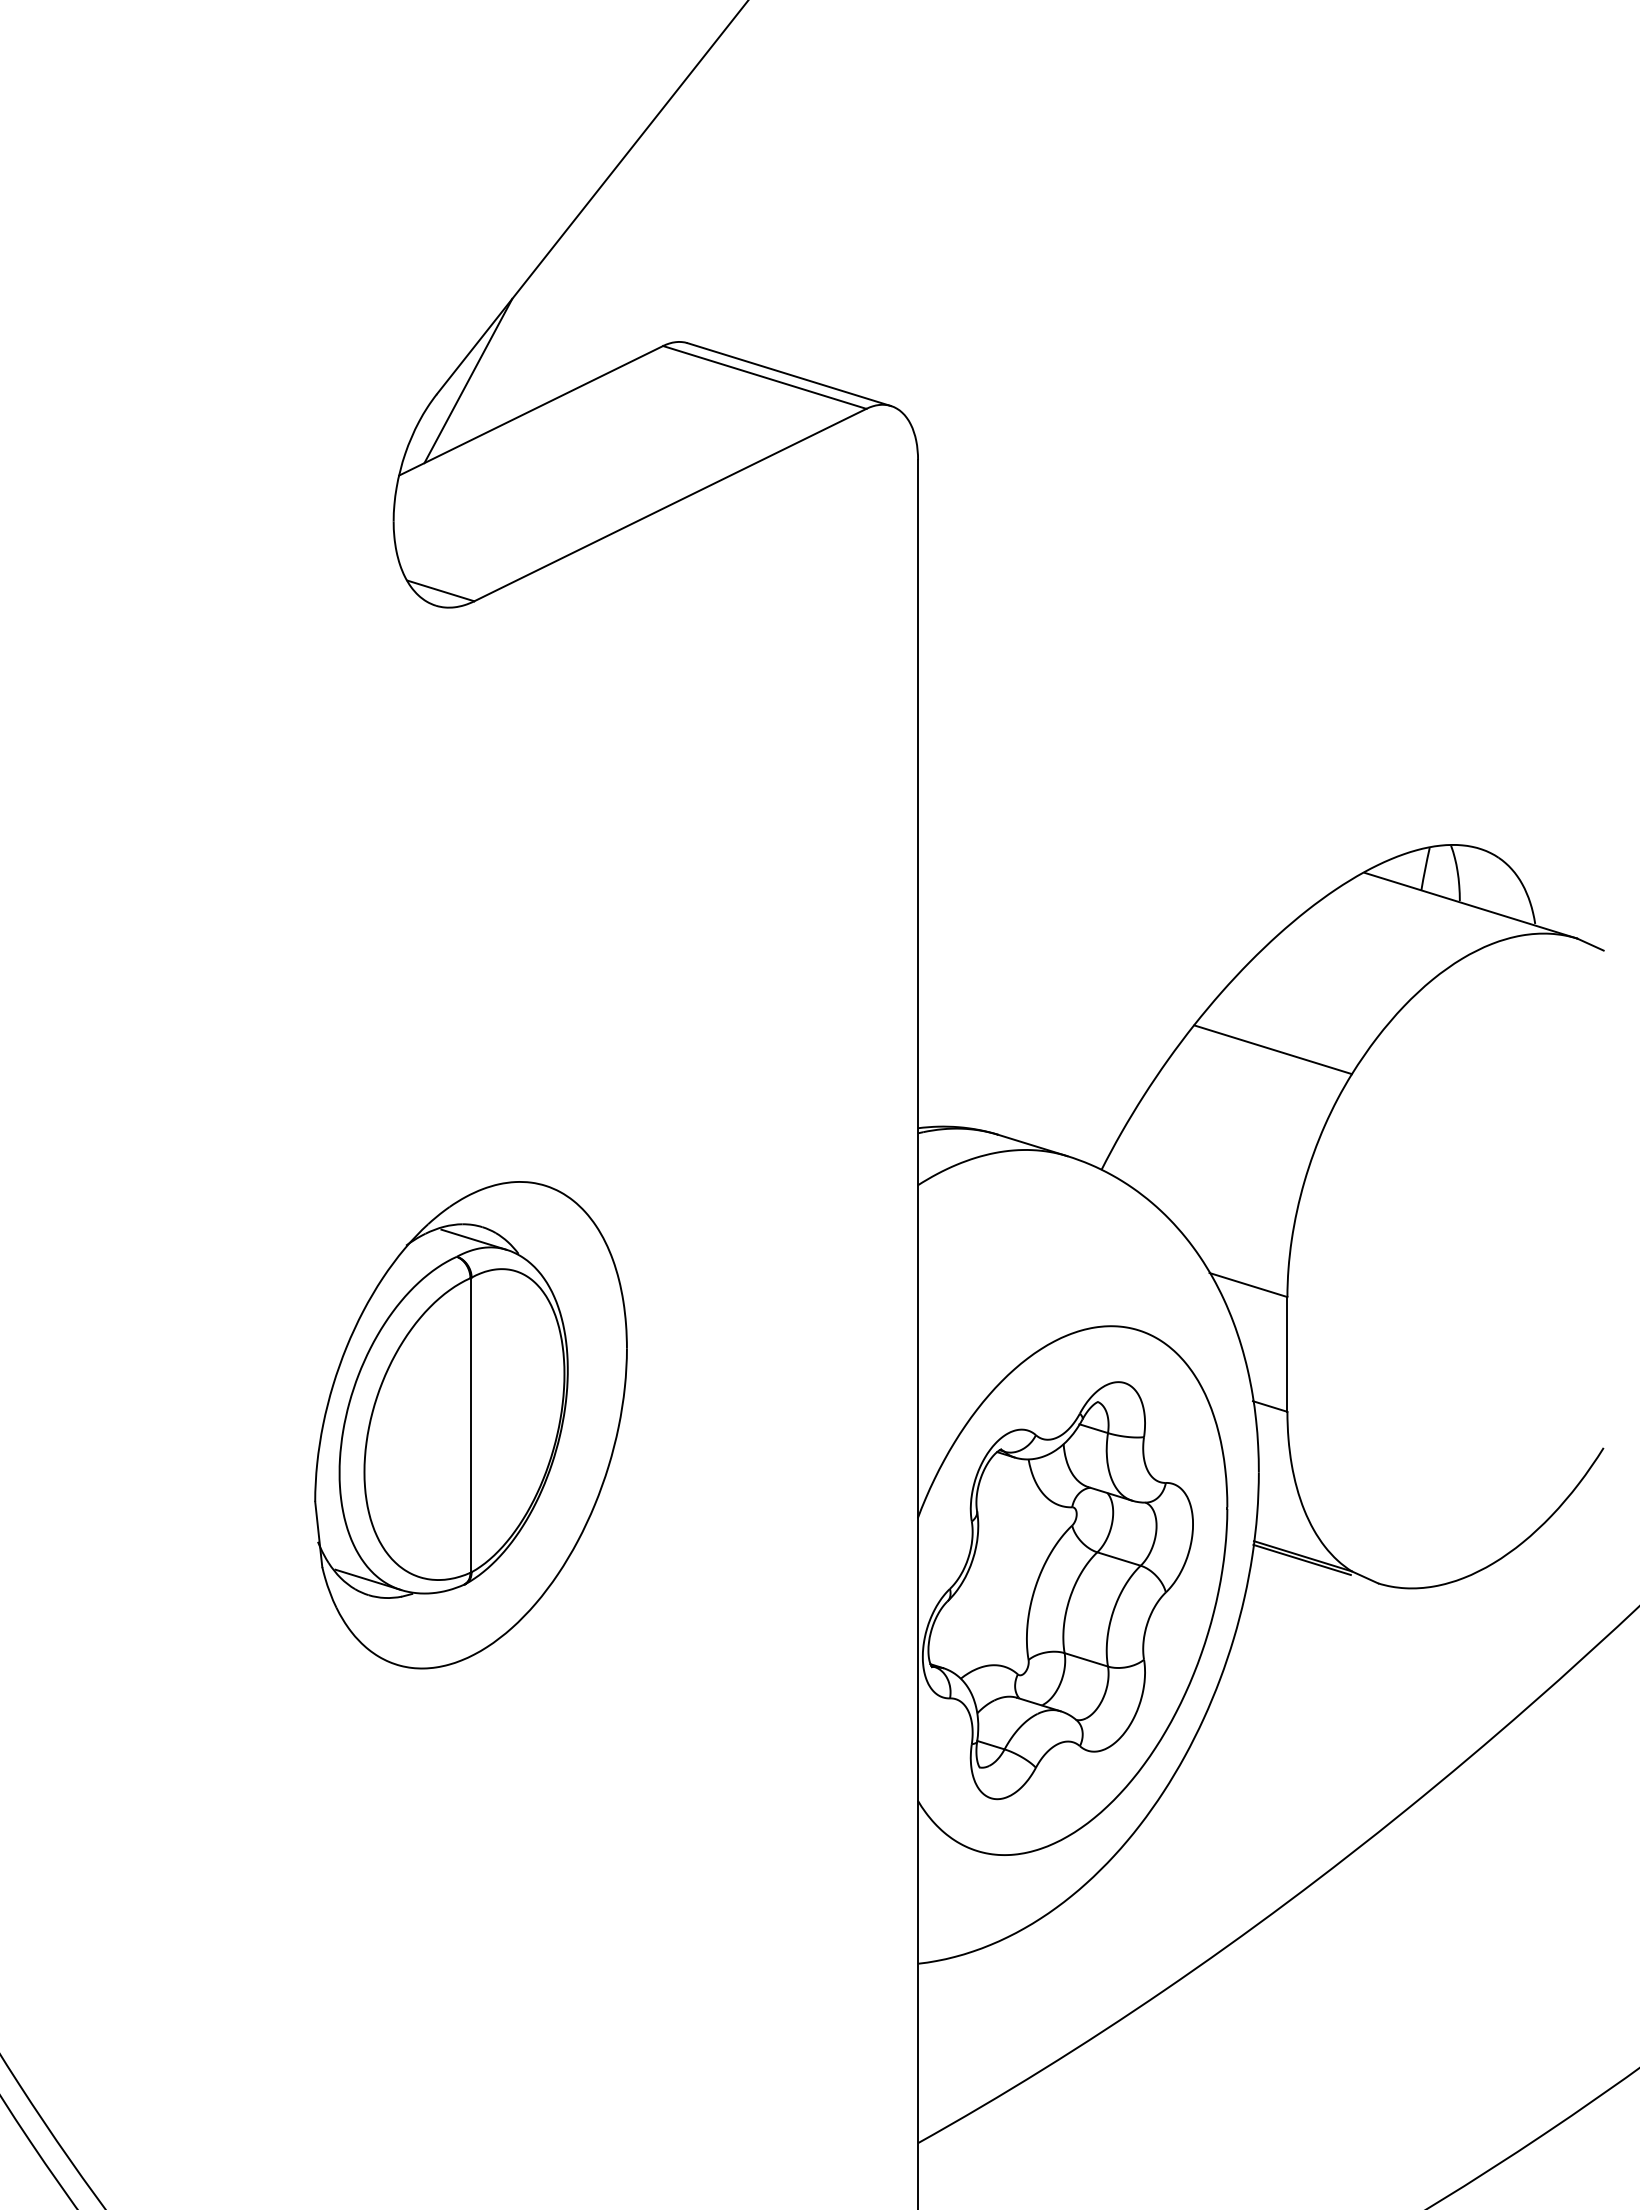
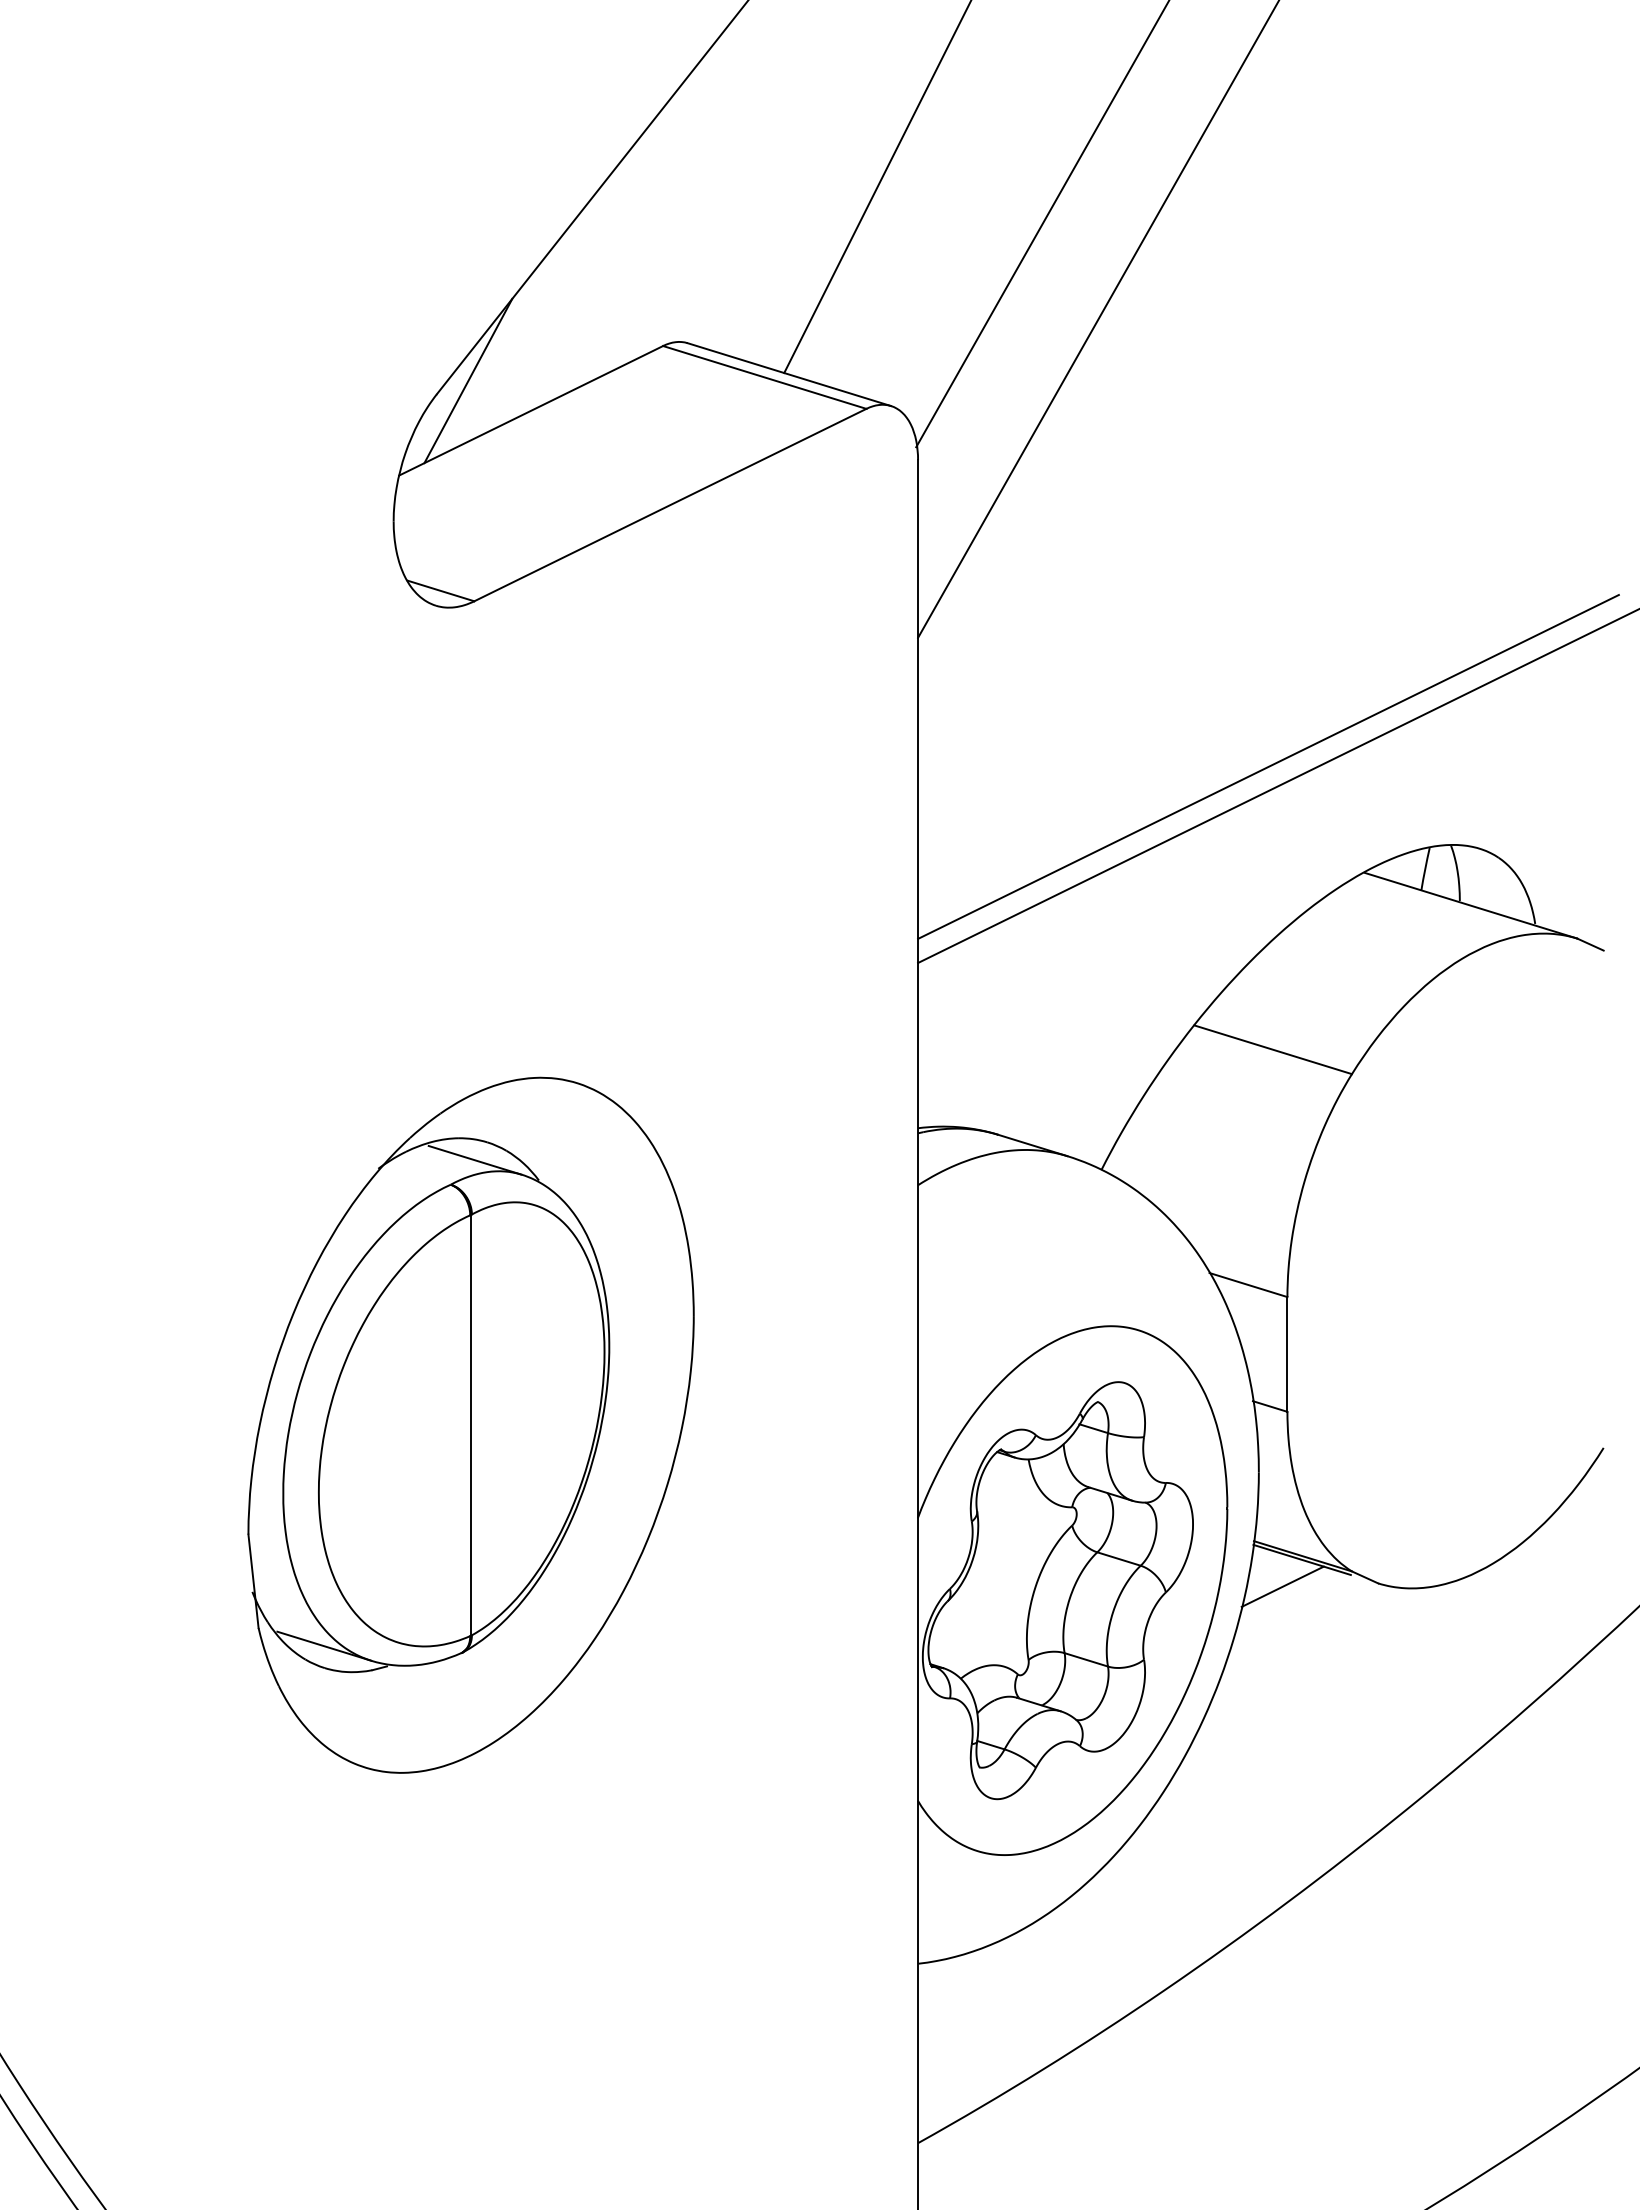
line: none -> present (877, 187)
line: none -> present (1042, 224)
line: none -> present (1098, 319)
line: none -> present (1268, 766)
line: none -> present (1277, 786)
part size: 314x489 px -> 448x698 px (470, 1424)
line: none -> present (1282, 1586)
